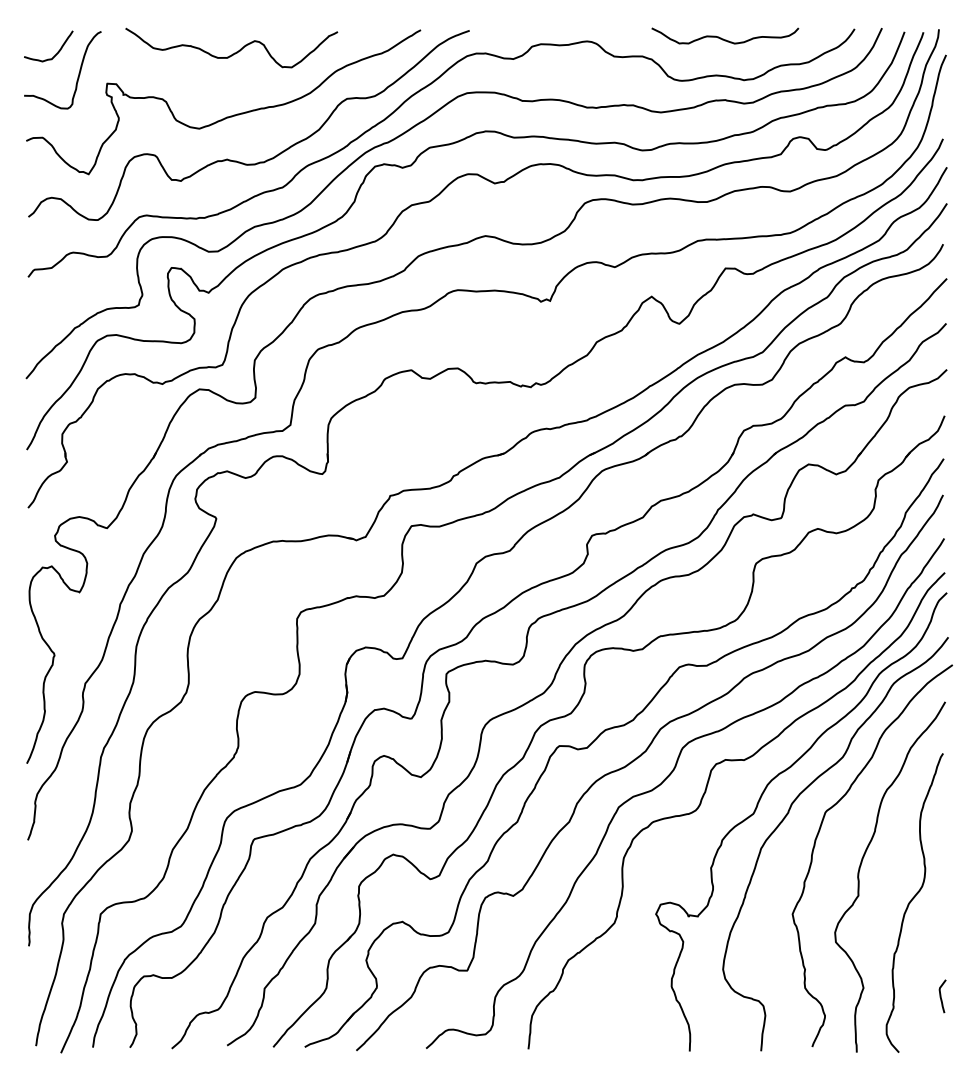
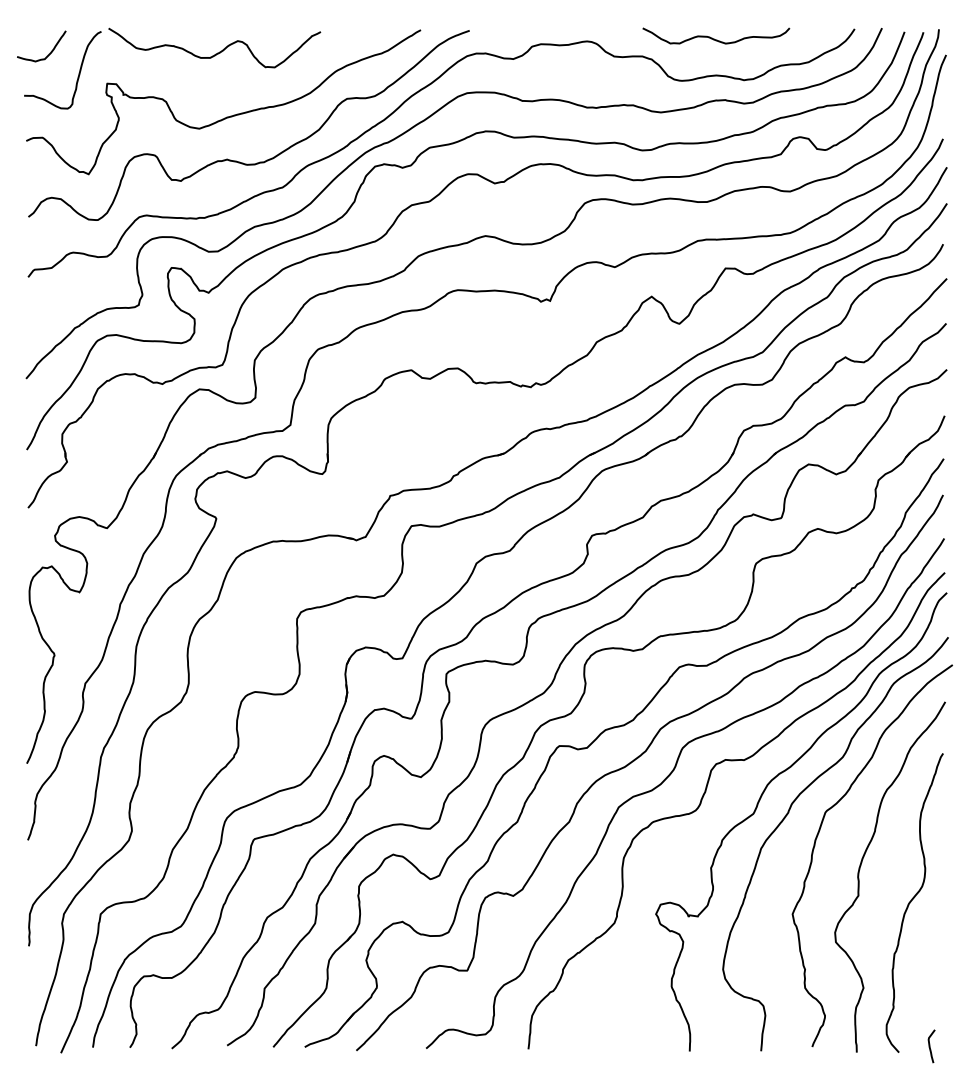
curve position: (723, 38) -> (714, 38) (714, 38)
curve position: (57, 51) -> (50, 51) (50, 51)
curve position: (234, 52) -> (217, 52) (217, 52)
curve position: (941, 996) -> (930, 1046) (930, 1046)
